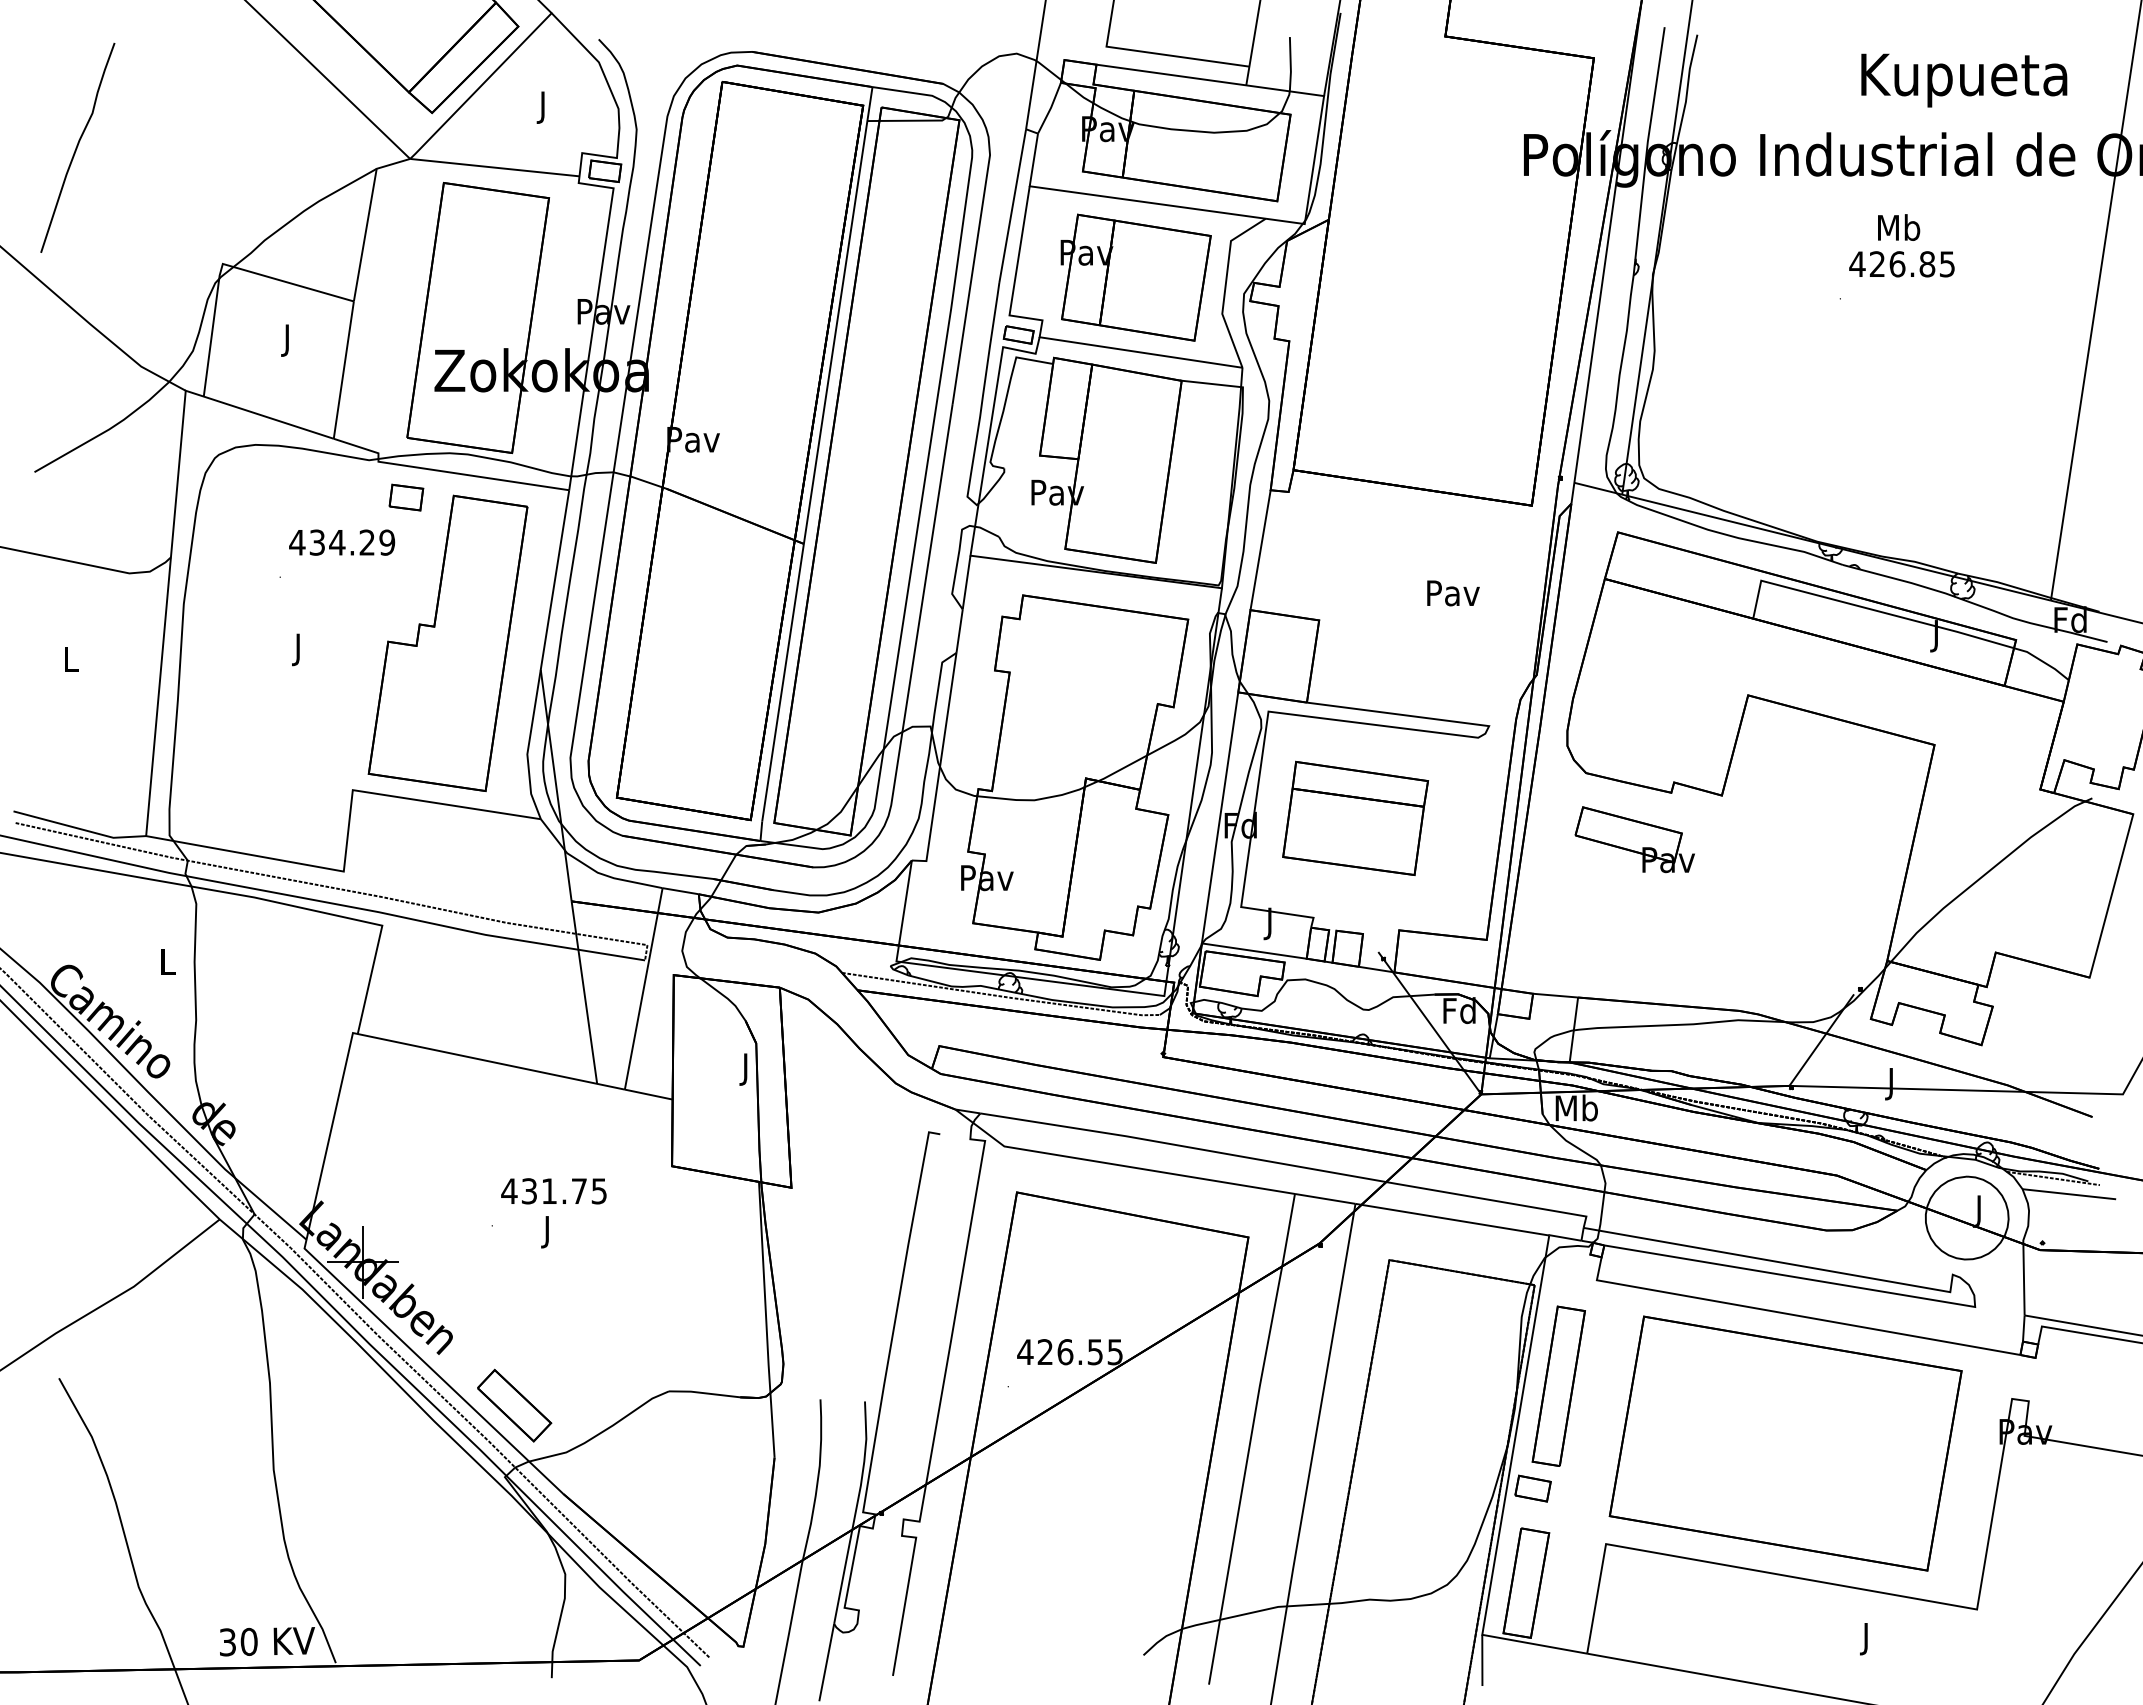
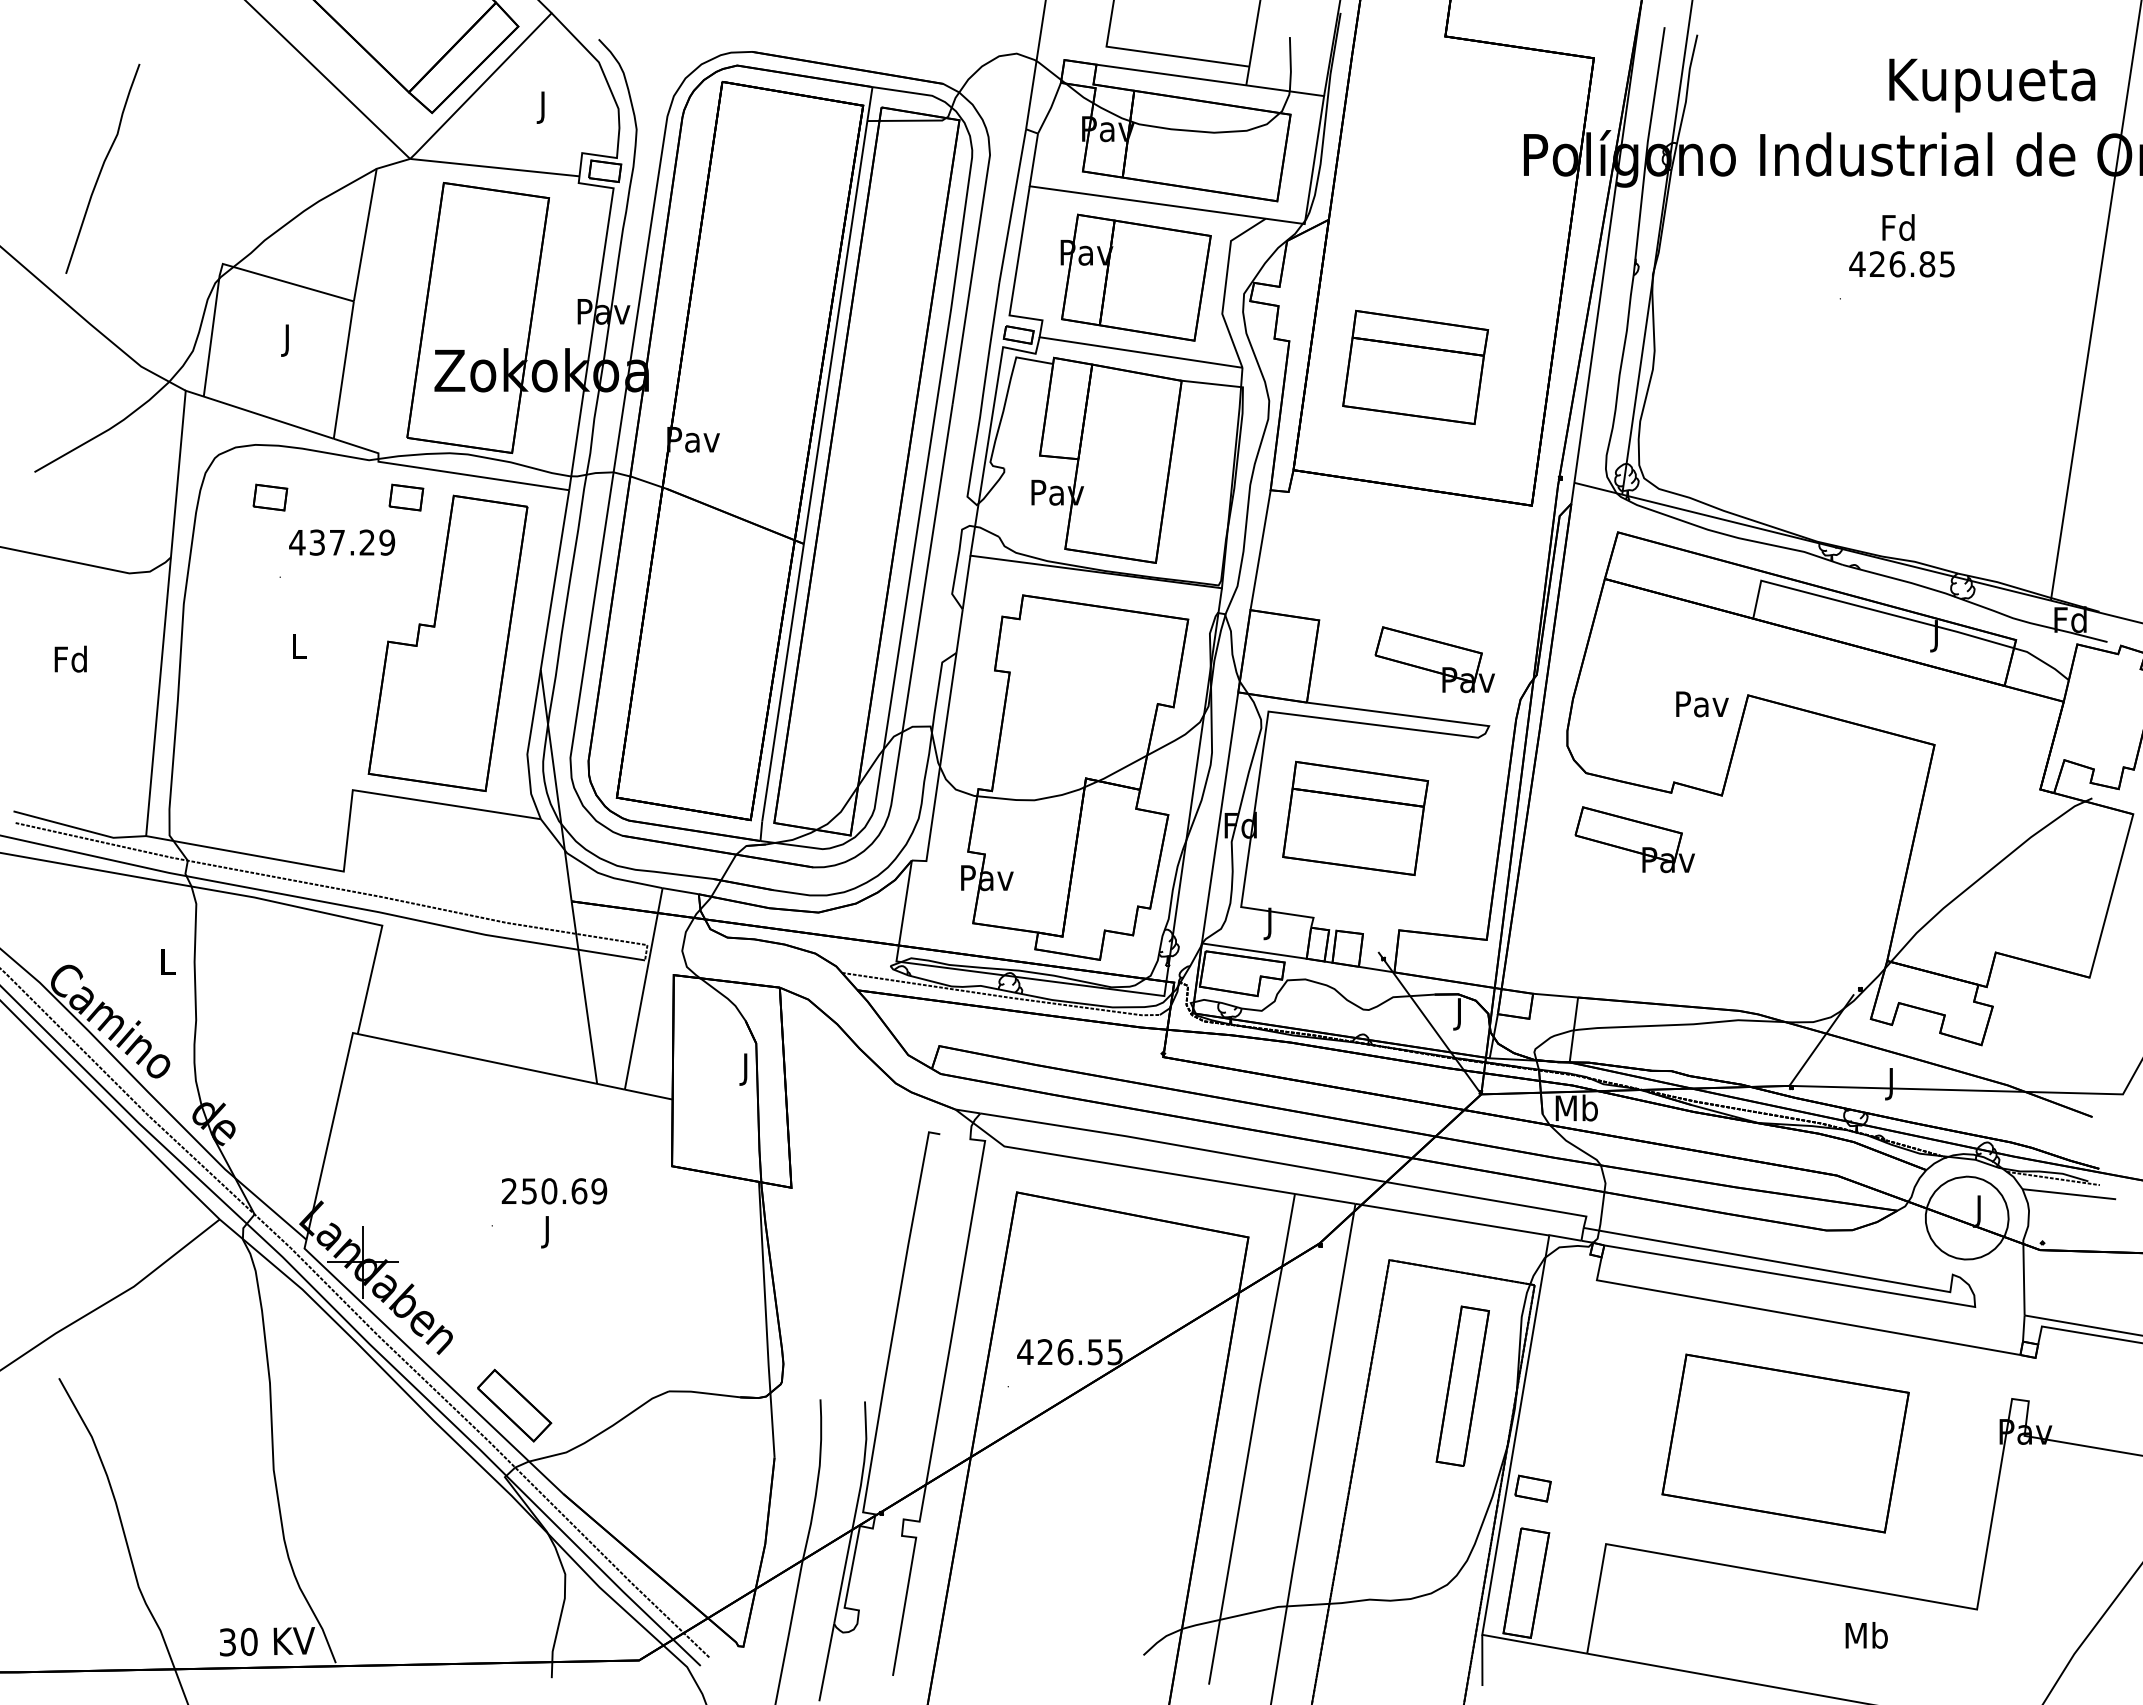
text position: (1964, 80) -> (1992, 85) (1992, 85)
curve position: (77, 147) -> (102, 168) (102, 168)
text: Mb -> Fd (1899, 227)
part: none -> present (1415, 366)
part: none -> present (270, 497)
text: 434.29 -> 437.29 (337, 542)
text position: (1453, 593) -> (1702, 704) (1702, 704)
text: J -> L (299, 649)
text: L -> Fd (70, 658)
part: none -> present (1434, 659)
text: Fd -> J (1459, 1013)
text: 431.75 -> 250.69 (554, 1191)
part position: (1558, 1385) -> (1462, 1385) (1462, 1385)
part size: 355x257 px -> 249x181 px (1785, 1443)
text: J -> Mb (1866, 1638)
